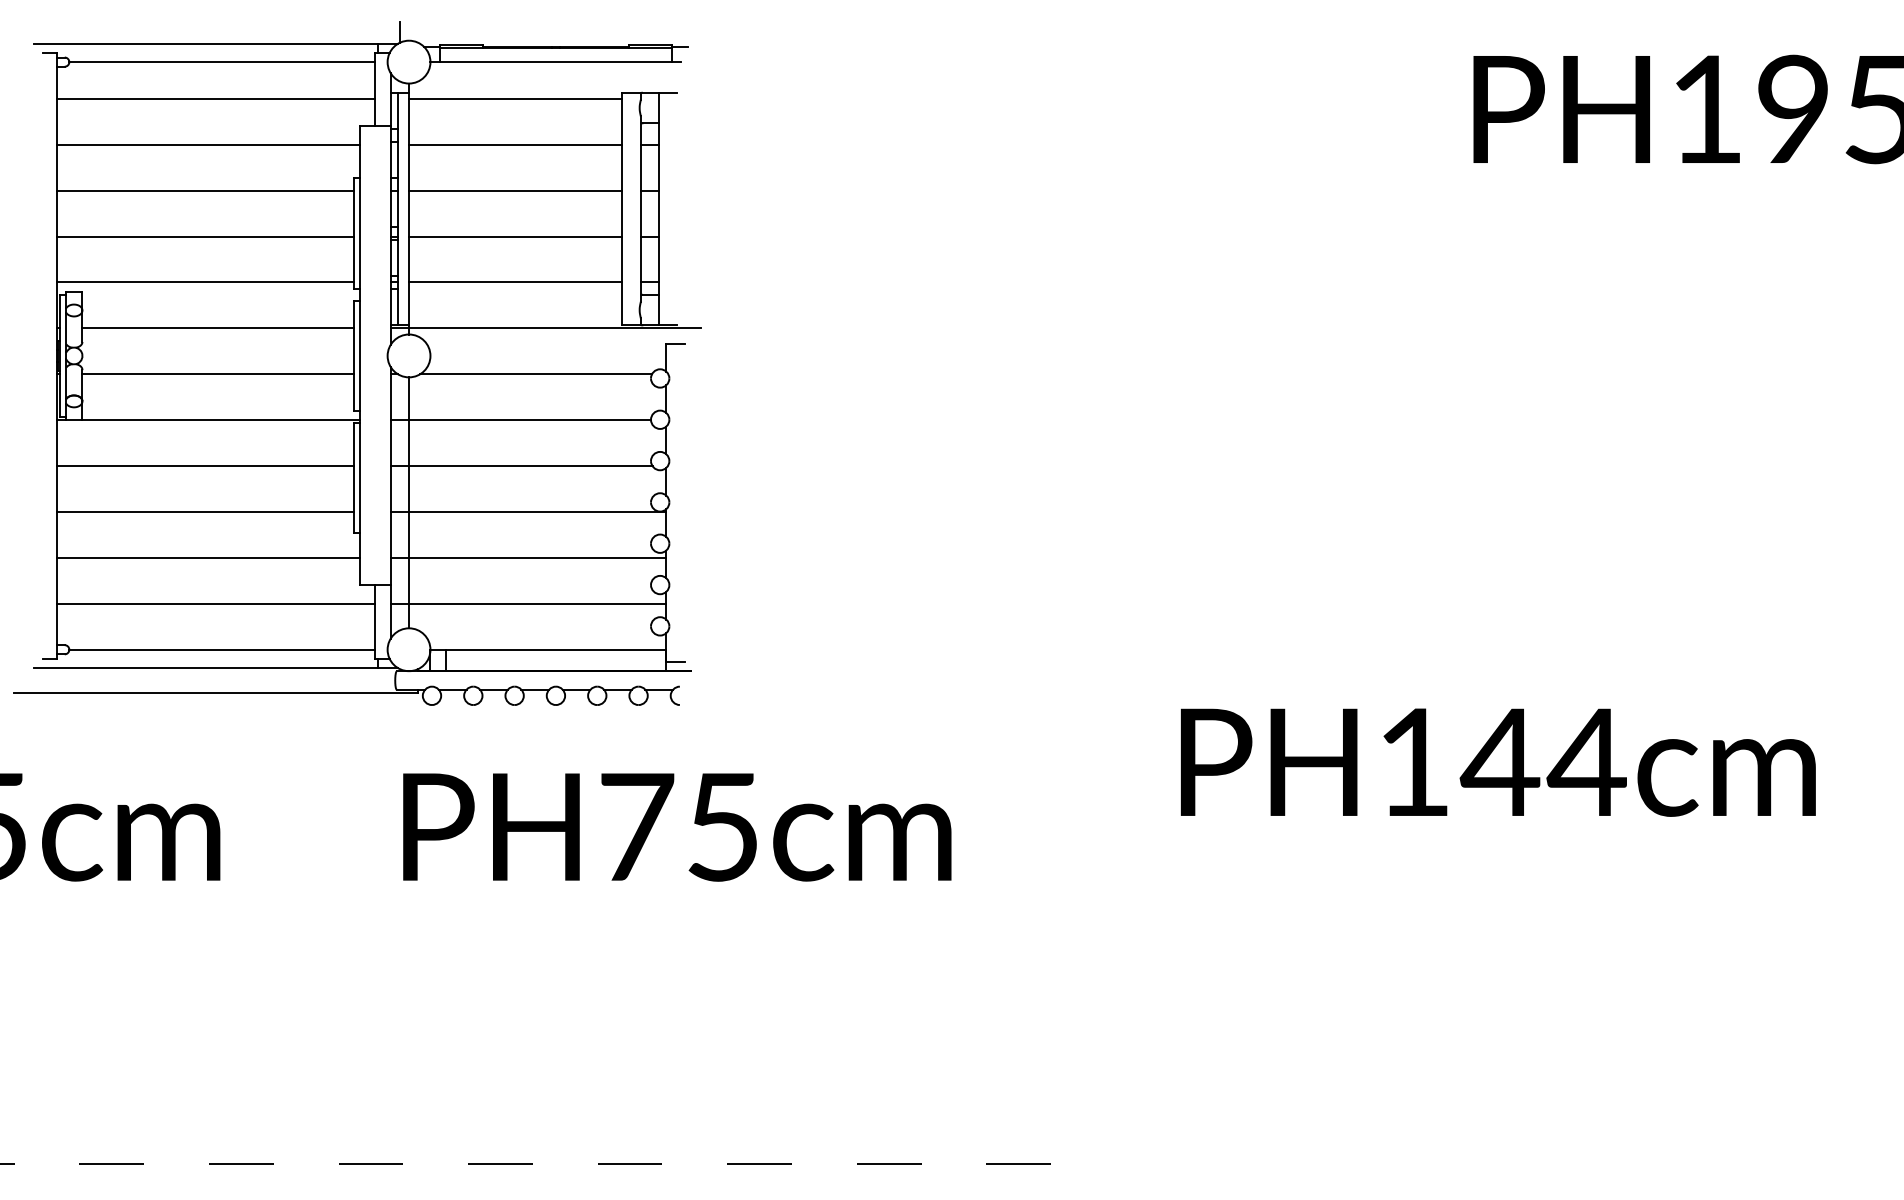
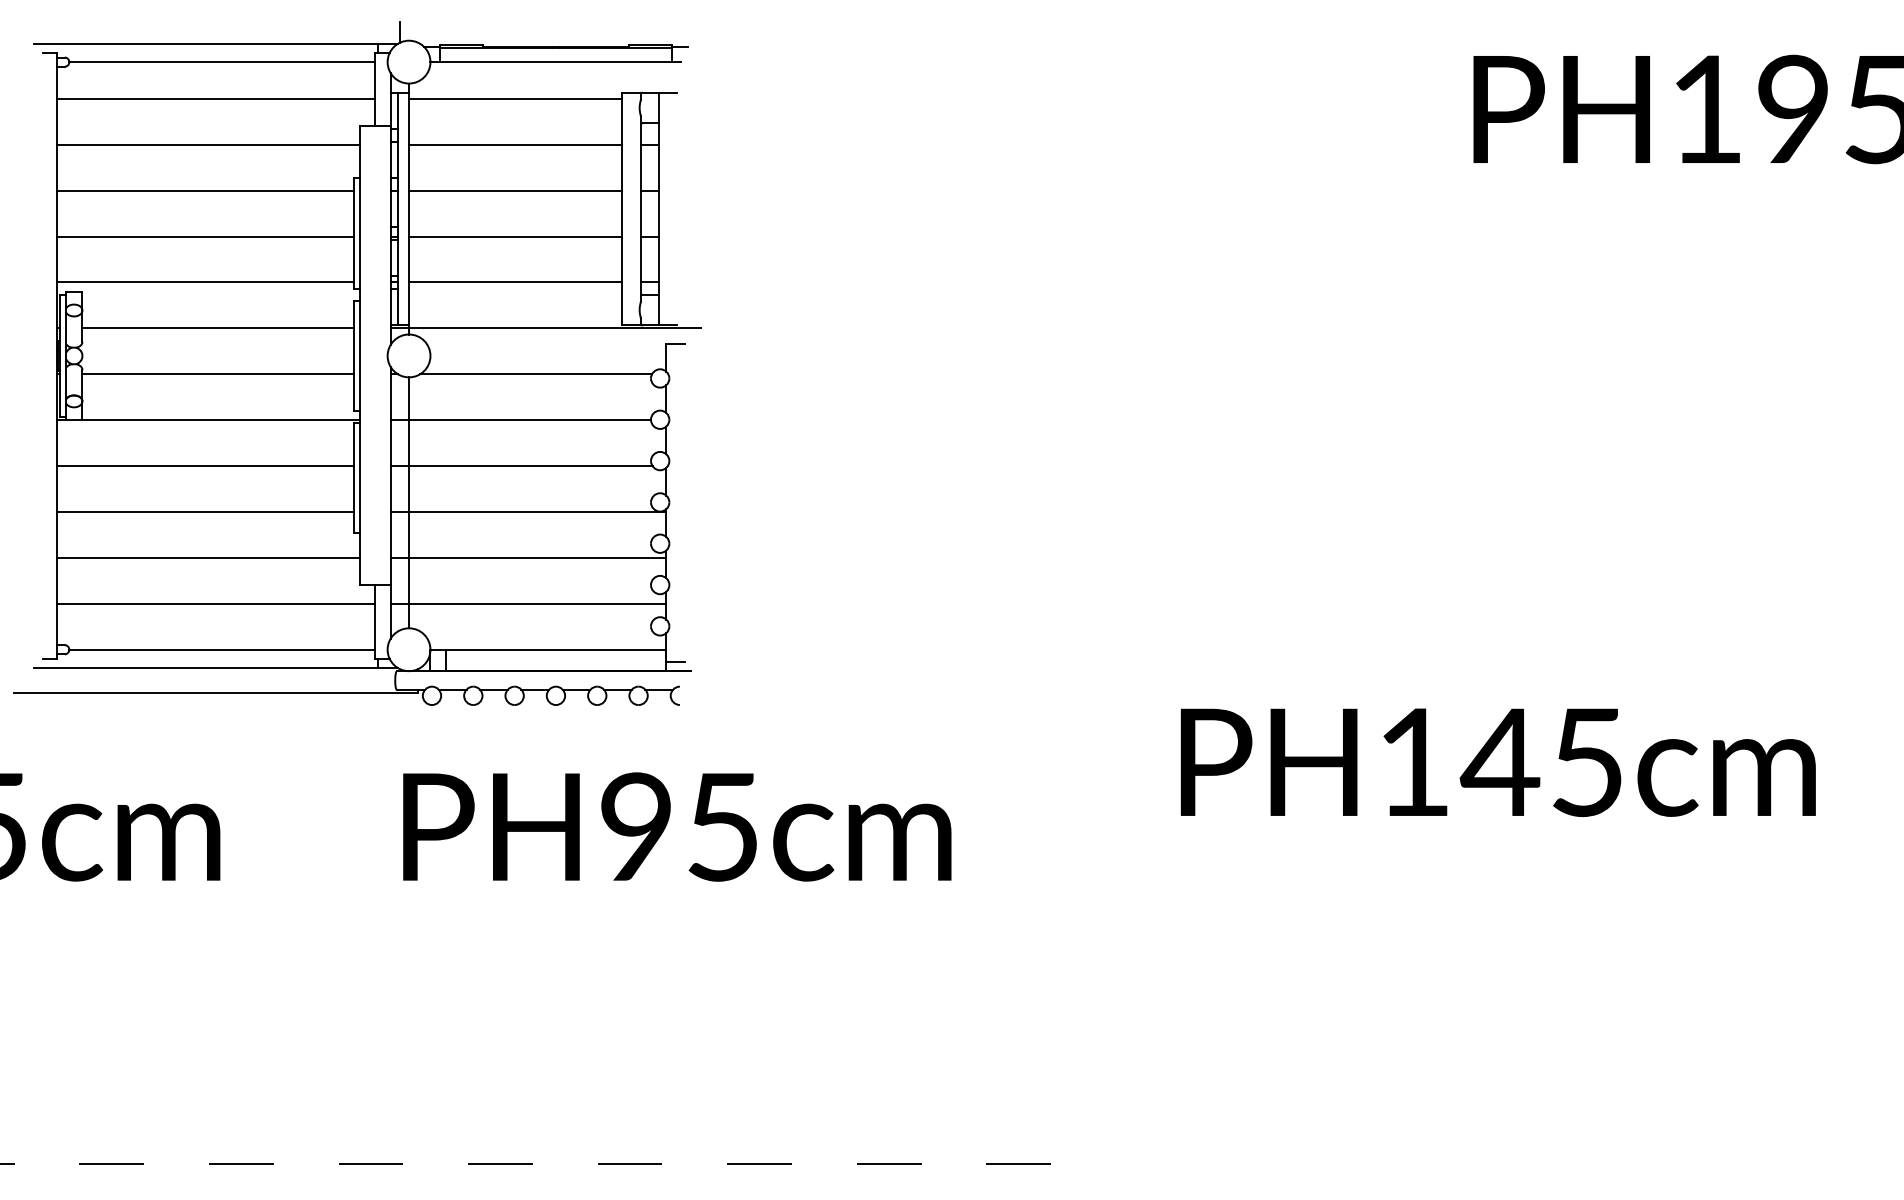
text: PH144cm -> PH145cm (1586, 762)
text: PH75cm -> PH95cm (637, 826)
